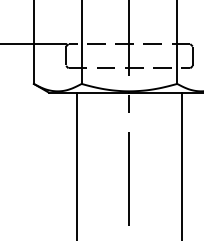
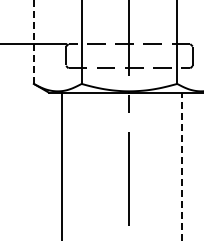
line: solid -> dashed (33, 42)
line position: (77, 164) -> (62, 164) (62, 164)
line: solid -> dashed (181, 166)
